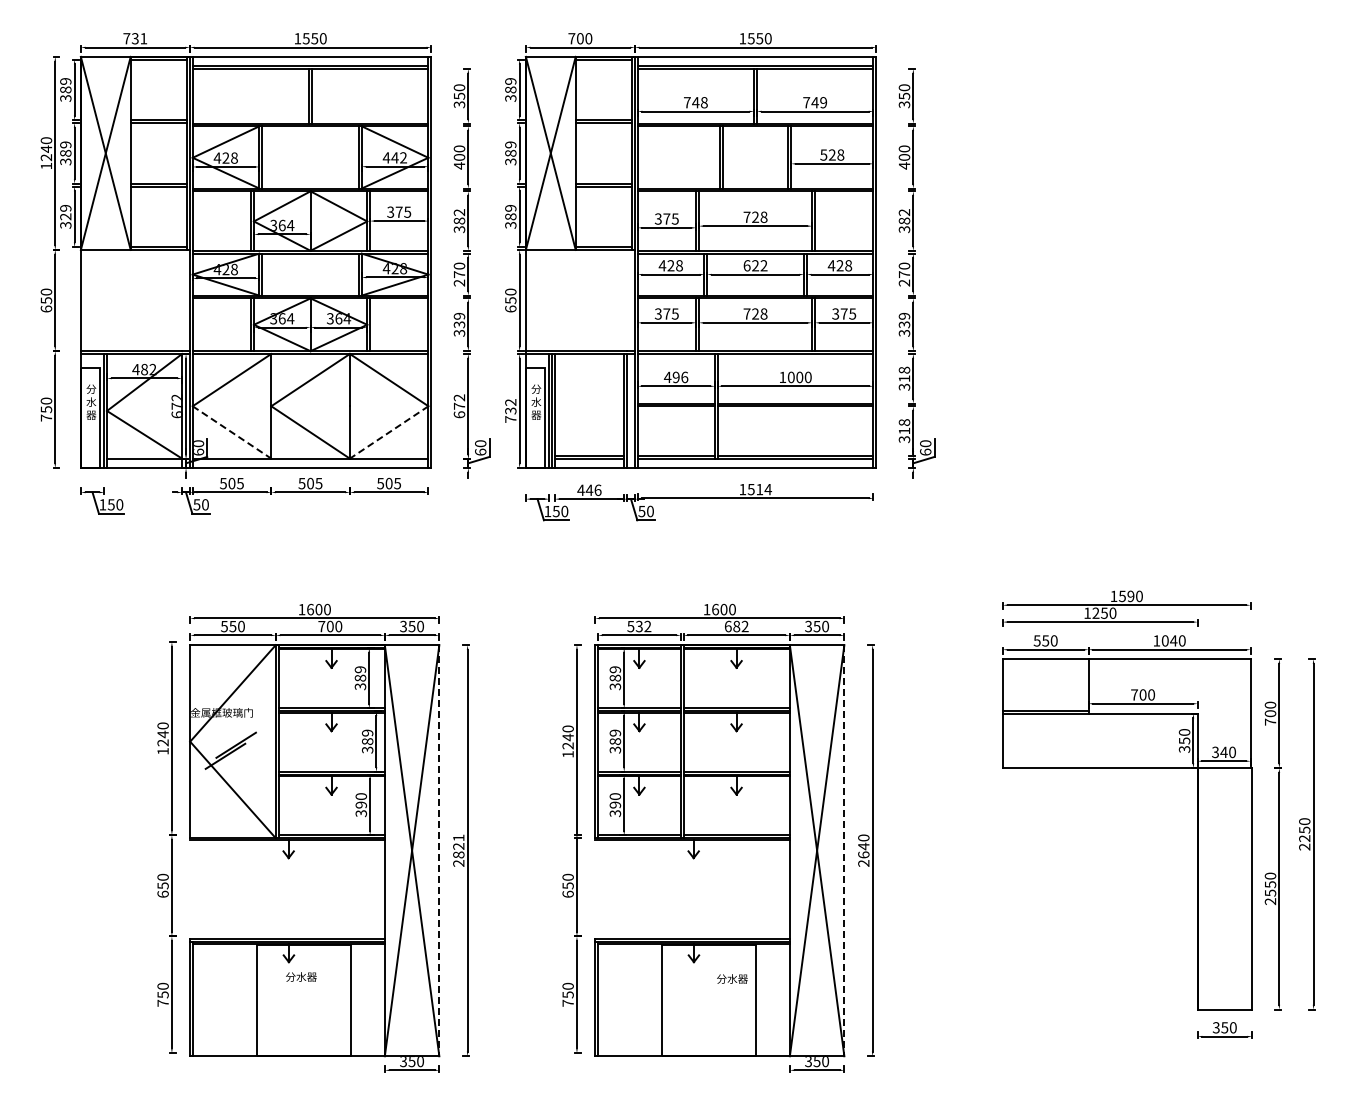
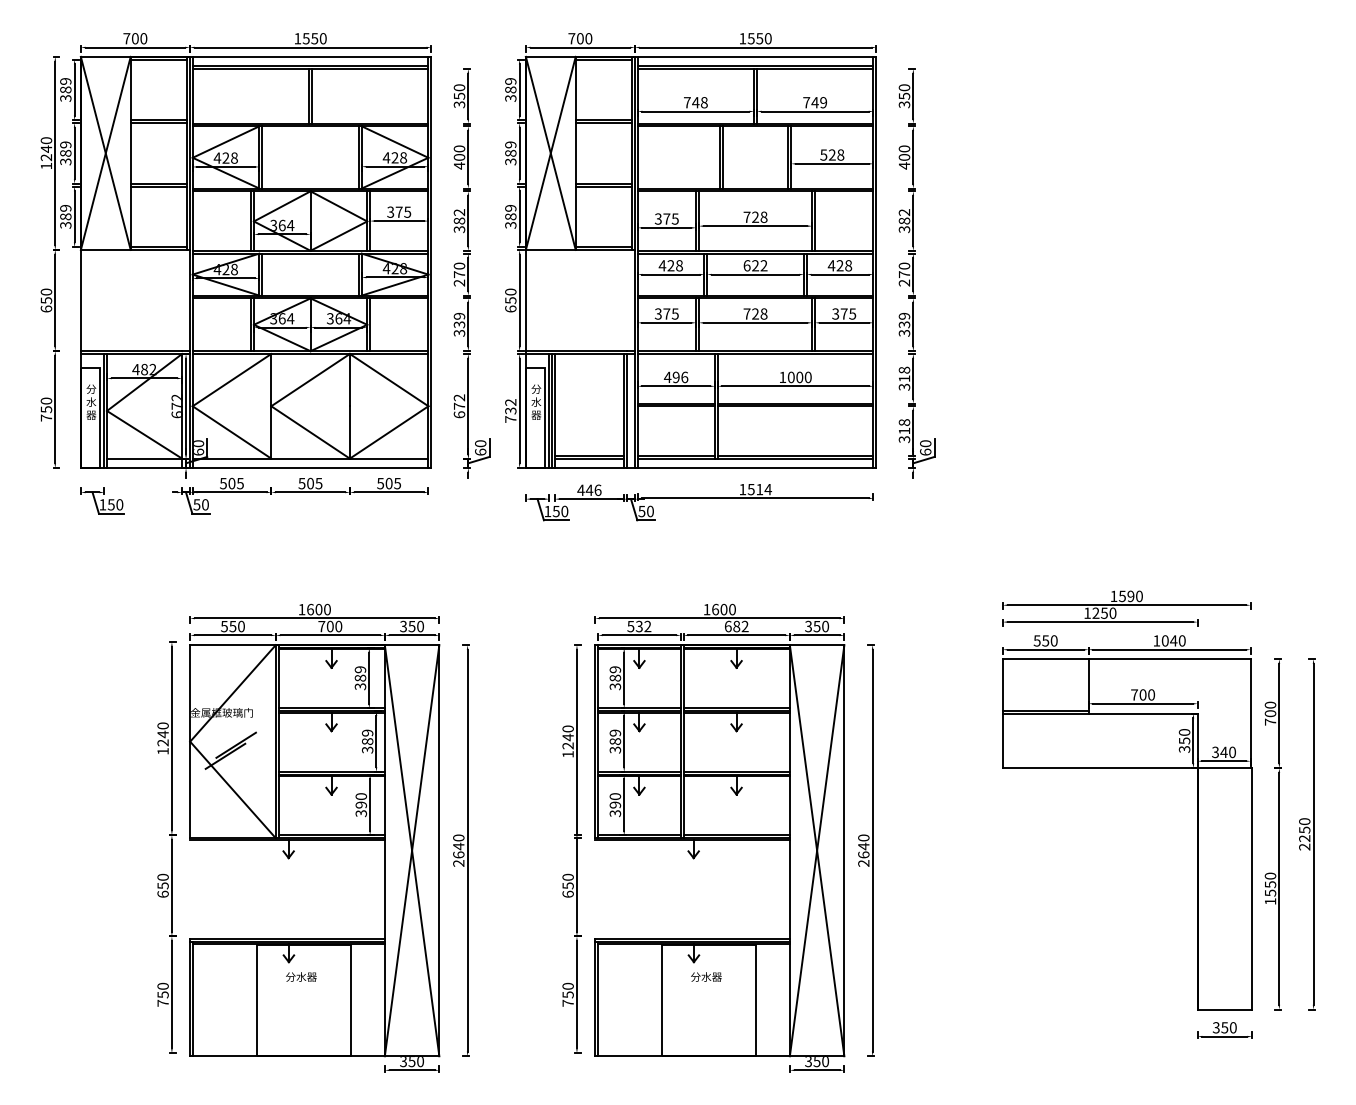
text: 731 -> 700 (139, 38)
text: 442 -> 428 (399, 157)
text: 329 -> 389 (65, 216)
line: dashed -> solid (232, 432)
line: dashed -> solid (388, 432)
text: 2821 -> 2640 (458, 846)
line: dashed -> solid (439, 850)
line: dashed -> solid (844, 850)
text: 2550 -> 1550 (1269, 901)
text position: (732, 978) -> (706, 976) (706, 976)
